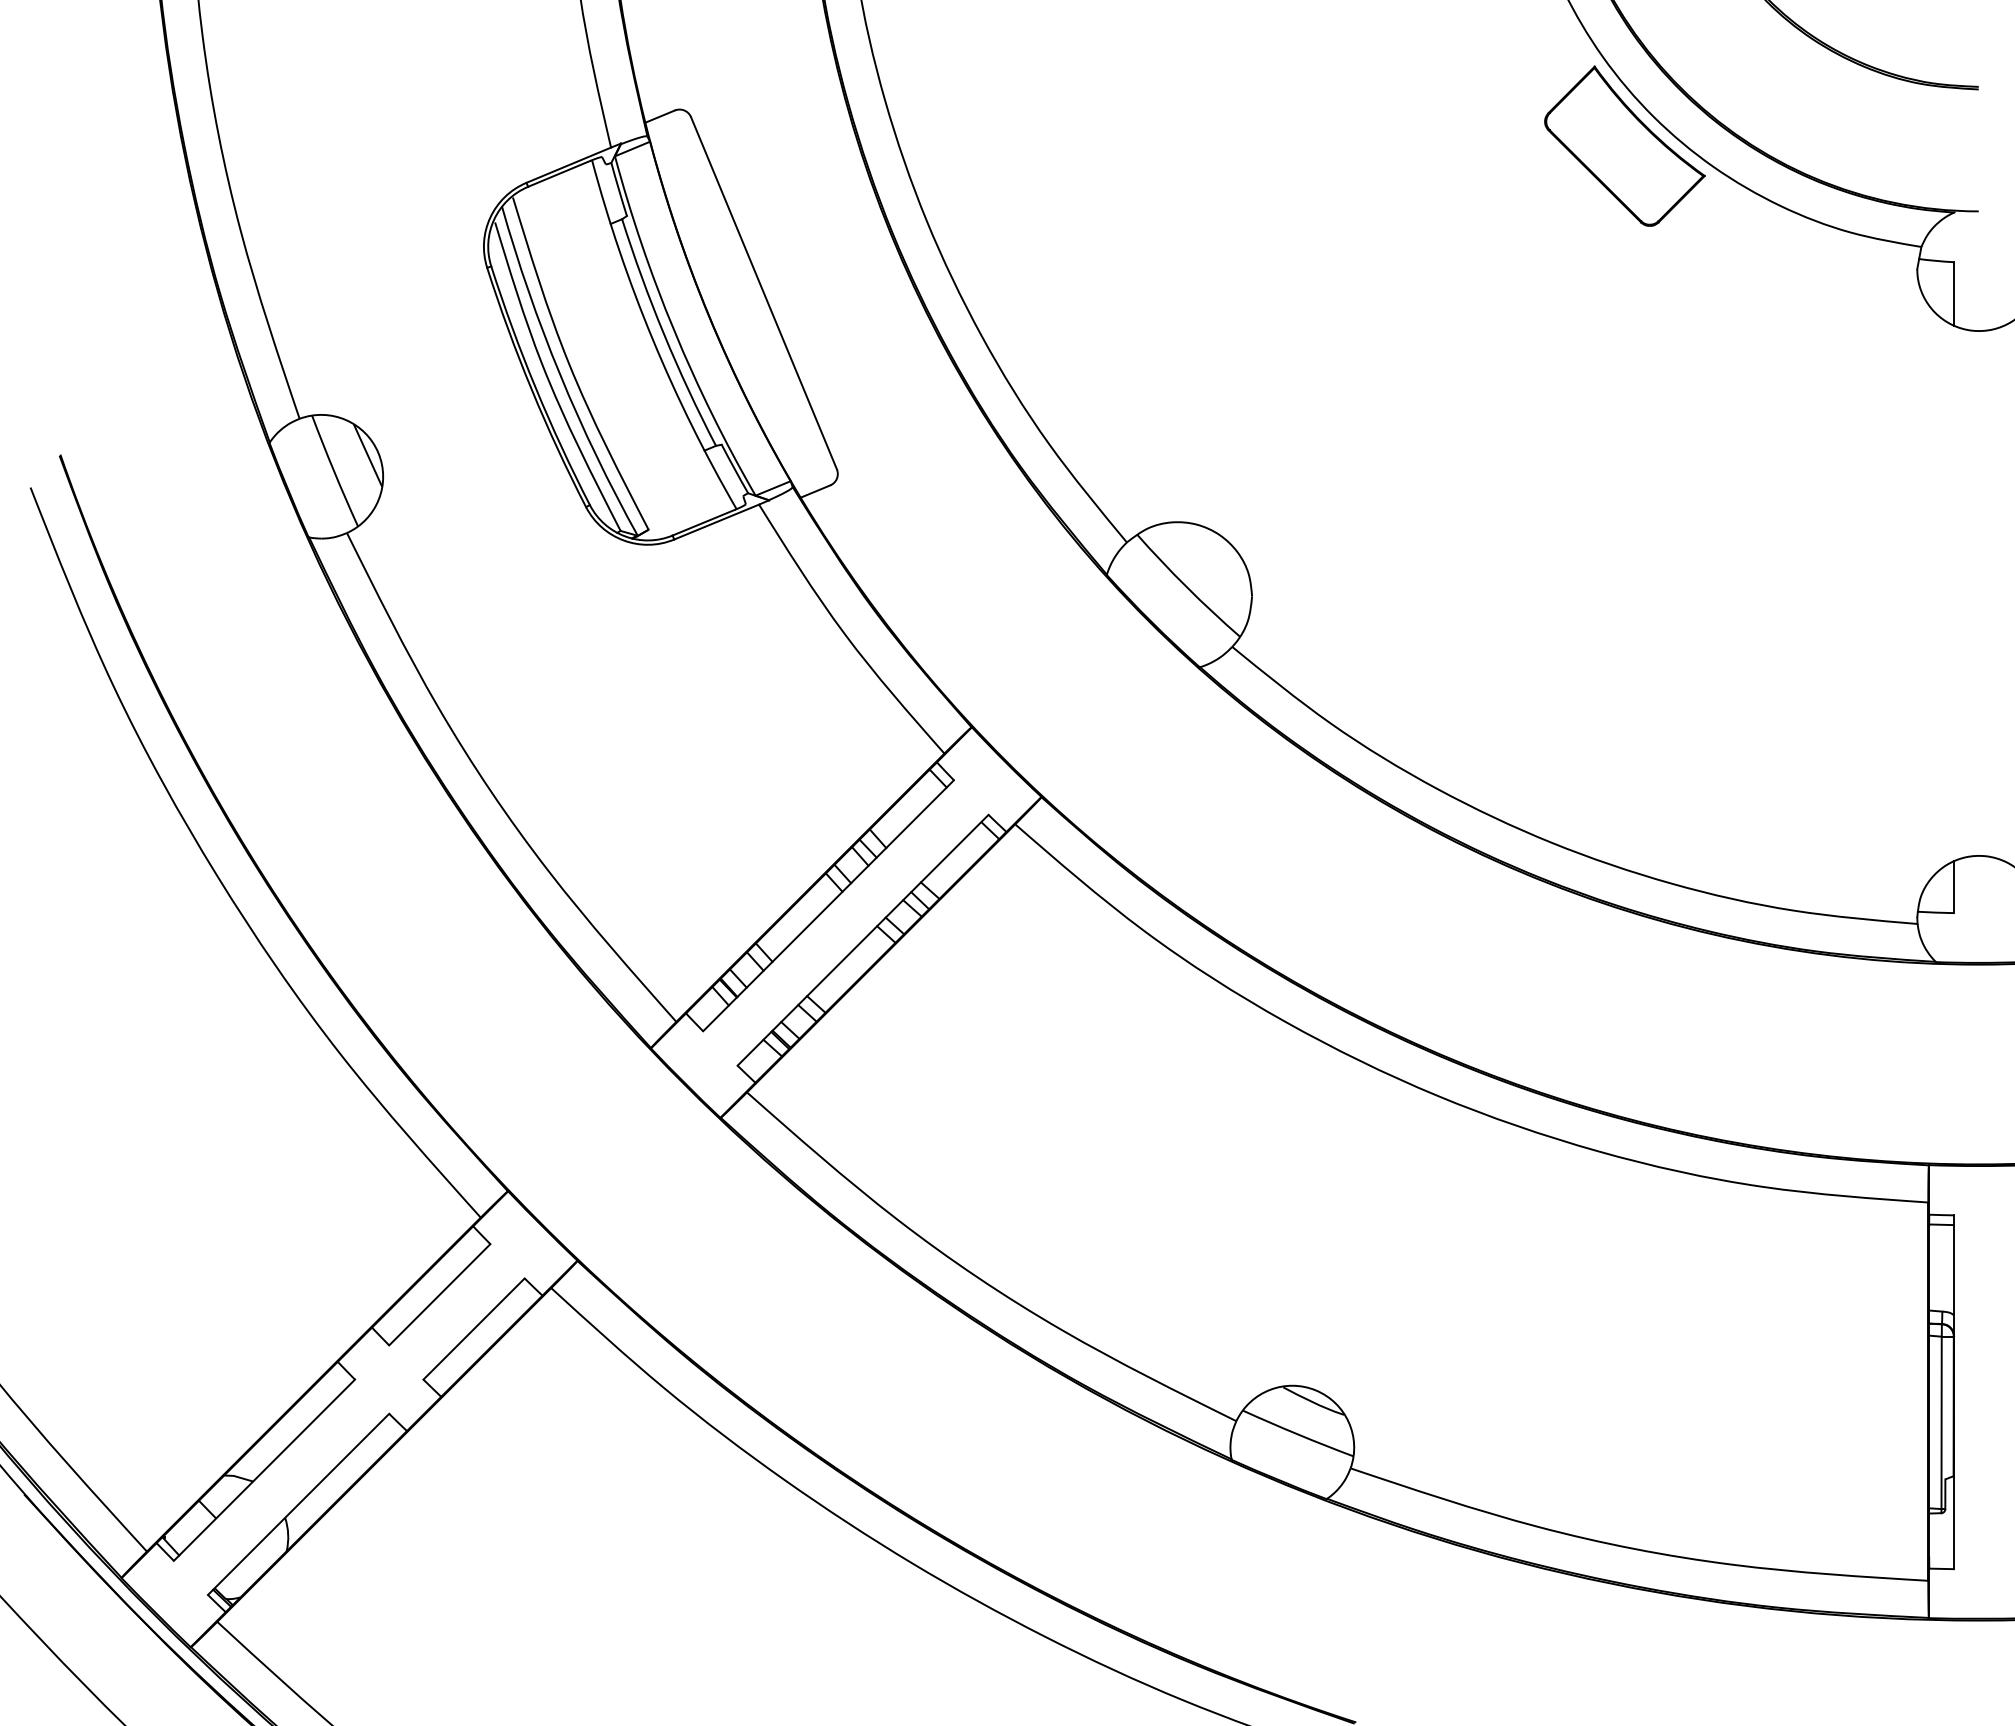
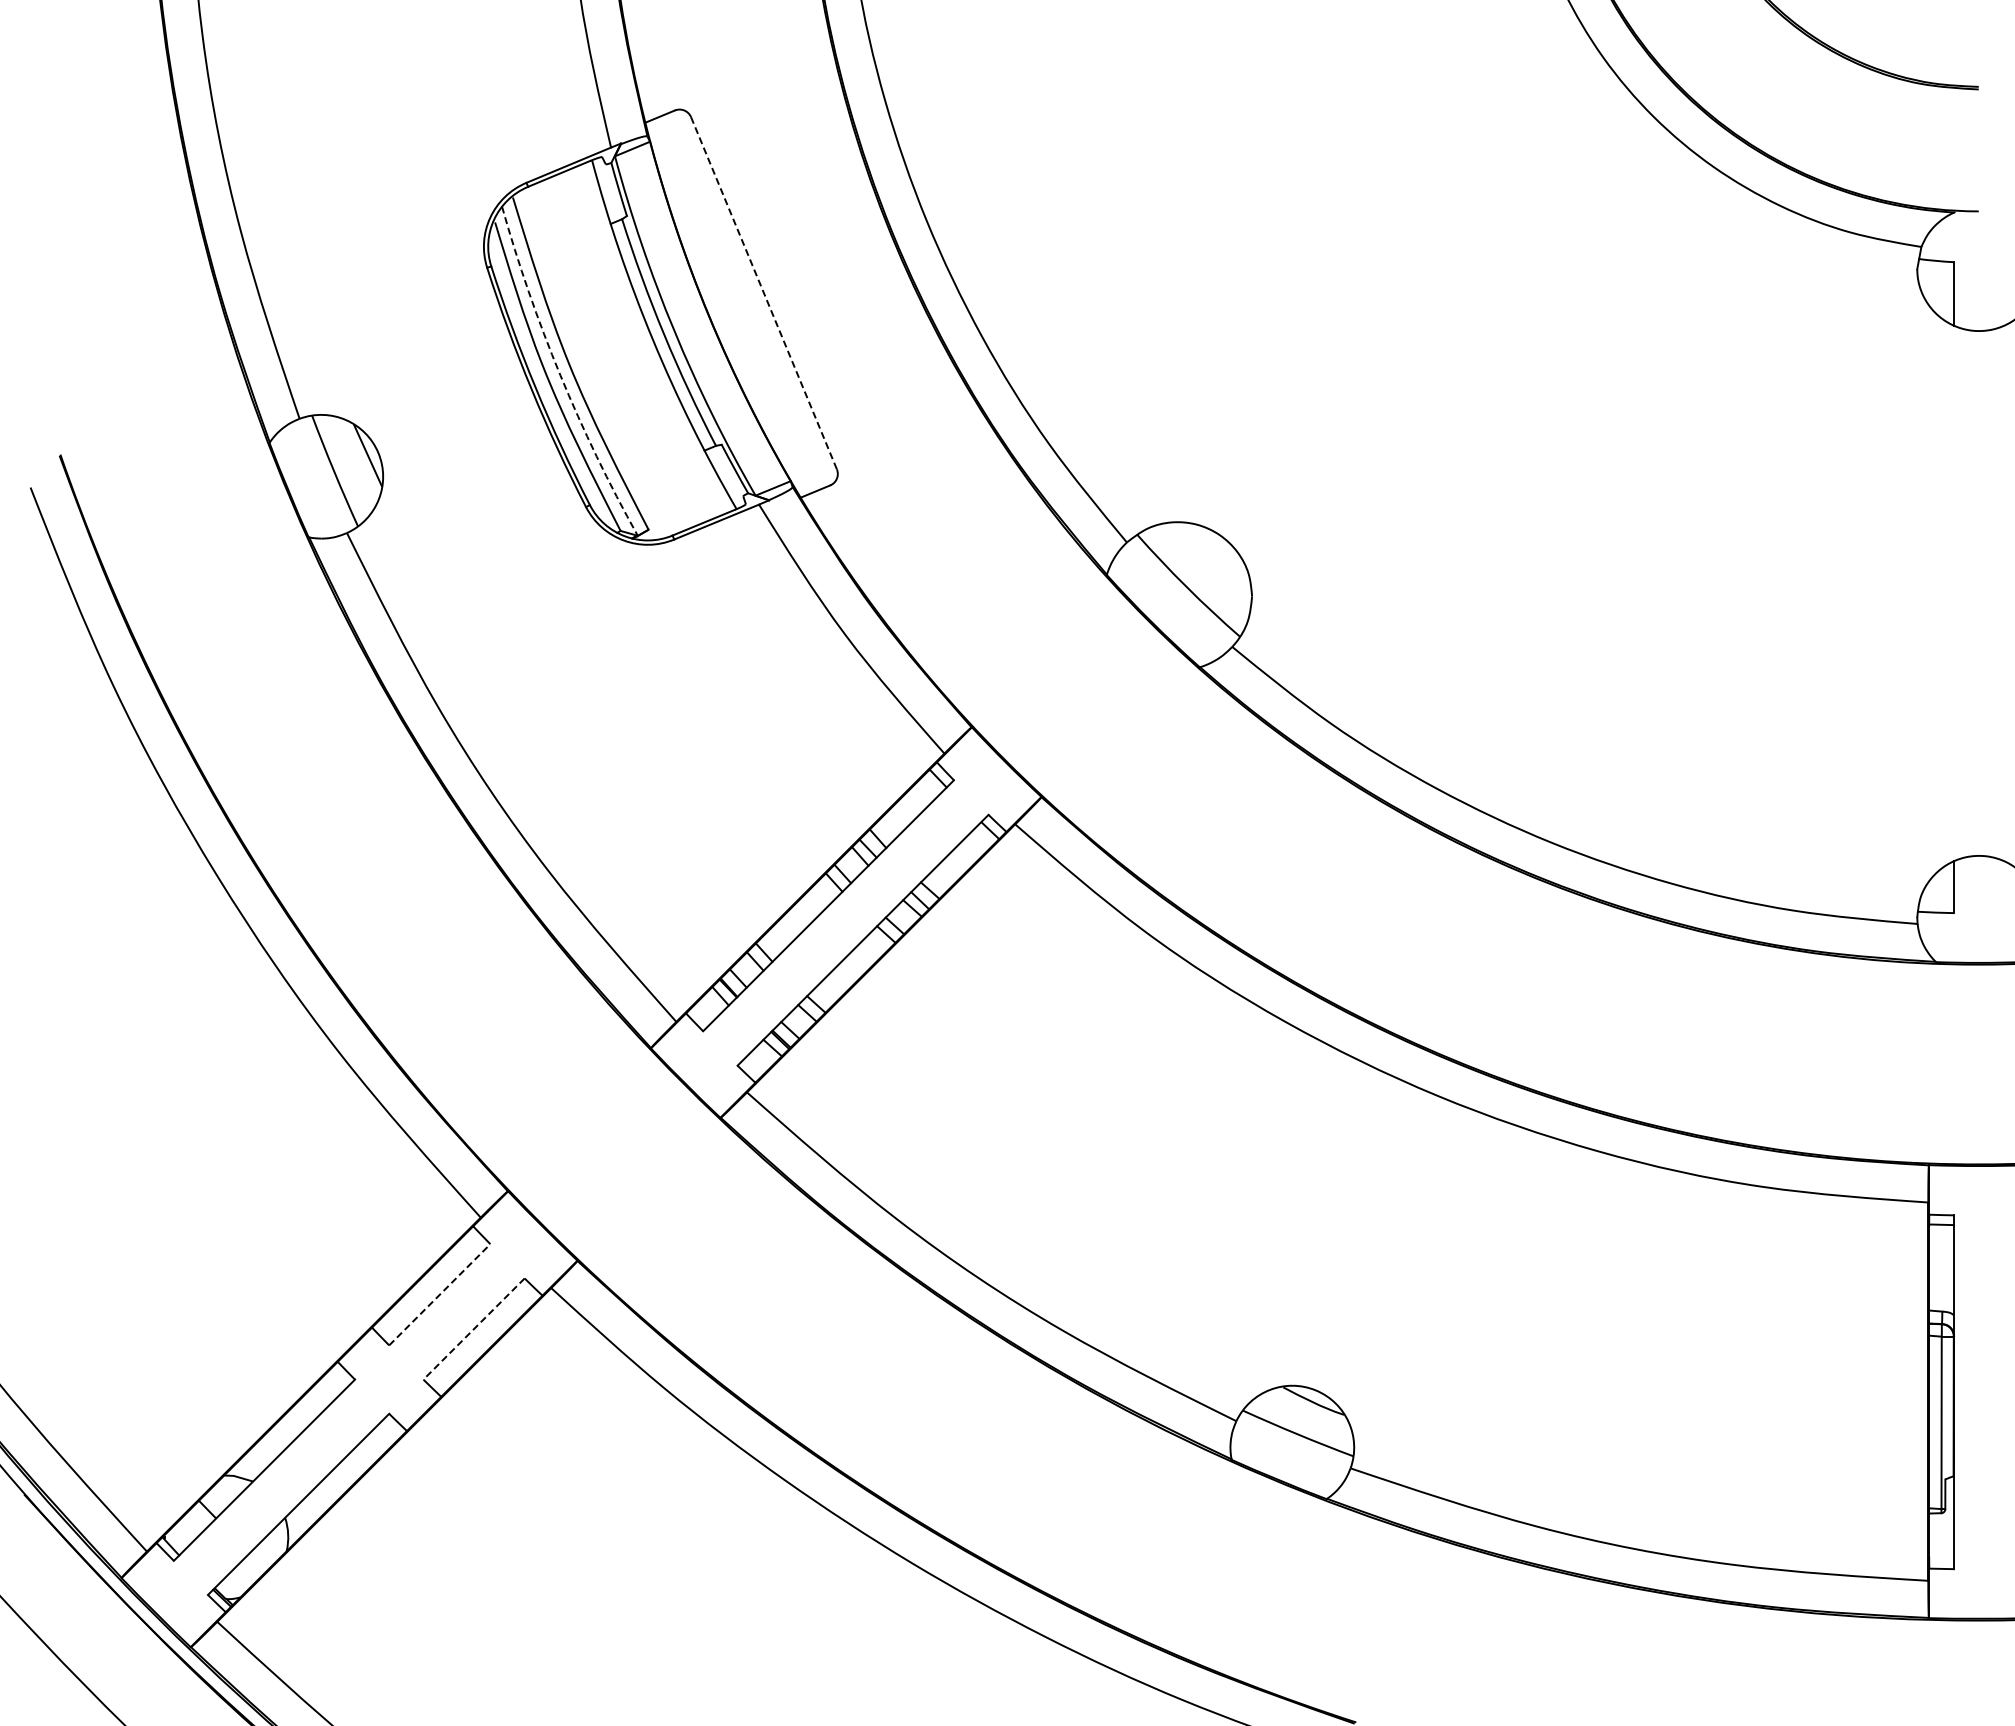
part: present -> none (1624, 145)
line: solid -> dashed (763, 293)
arc: solid -> dashed (560, 375)
line: solid -> dashed (439, 1294)
line: solid -> dashed (474, 1329)
